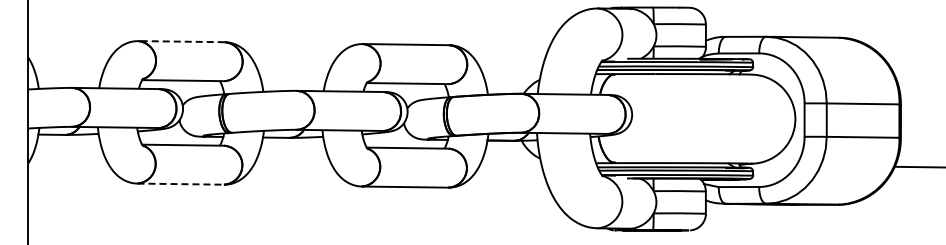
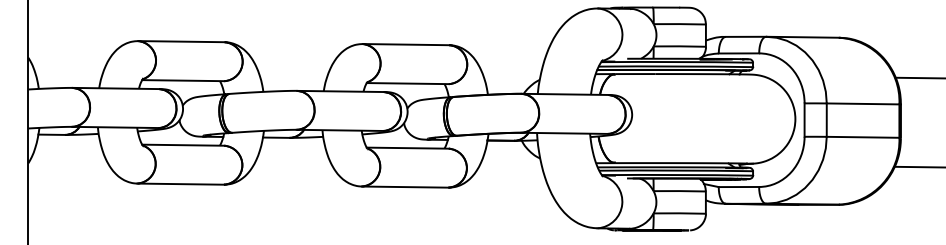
line: dashed -> solid (181, 41)
line: none -> present (918, 77)
line: dashed -> solid (181, 184)
